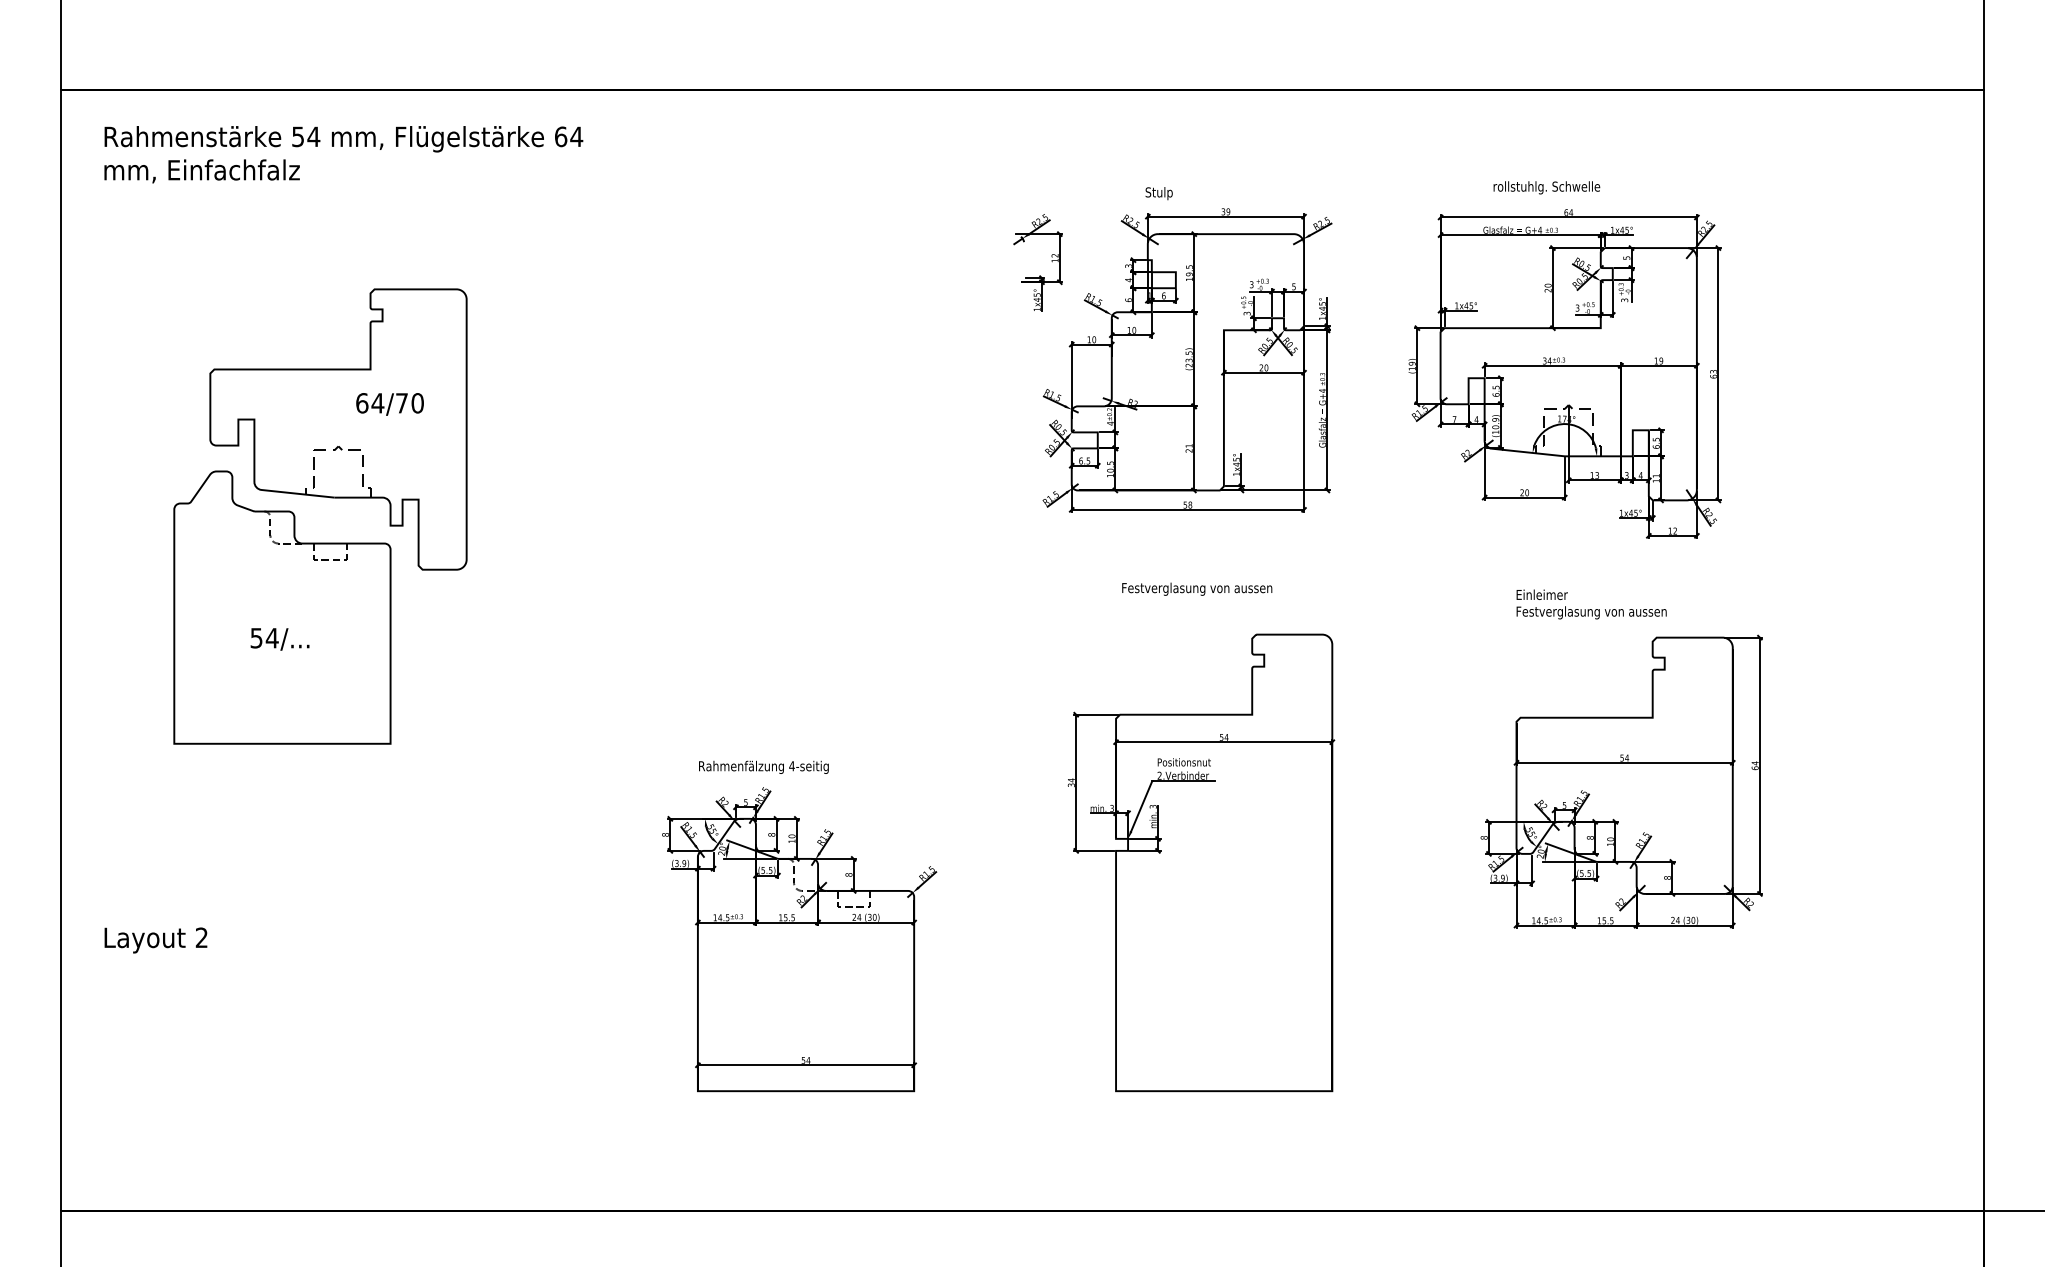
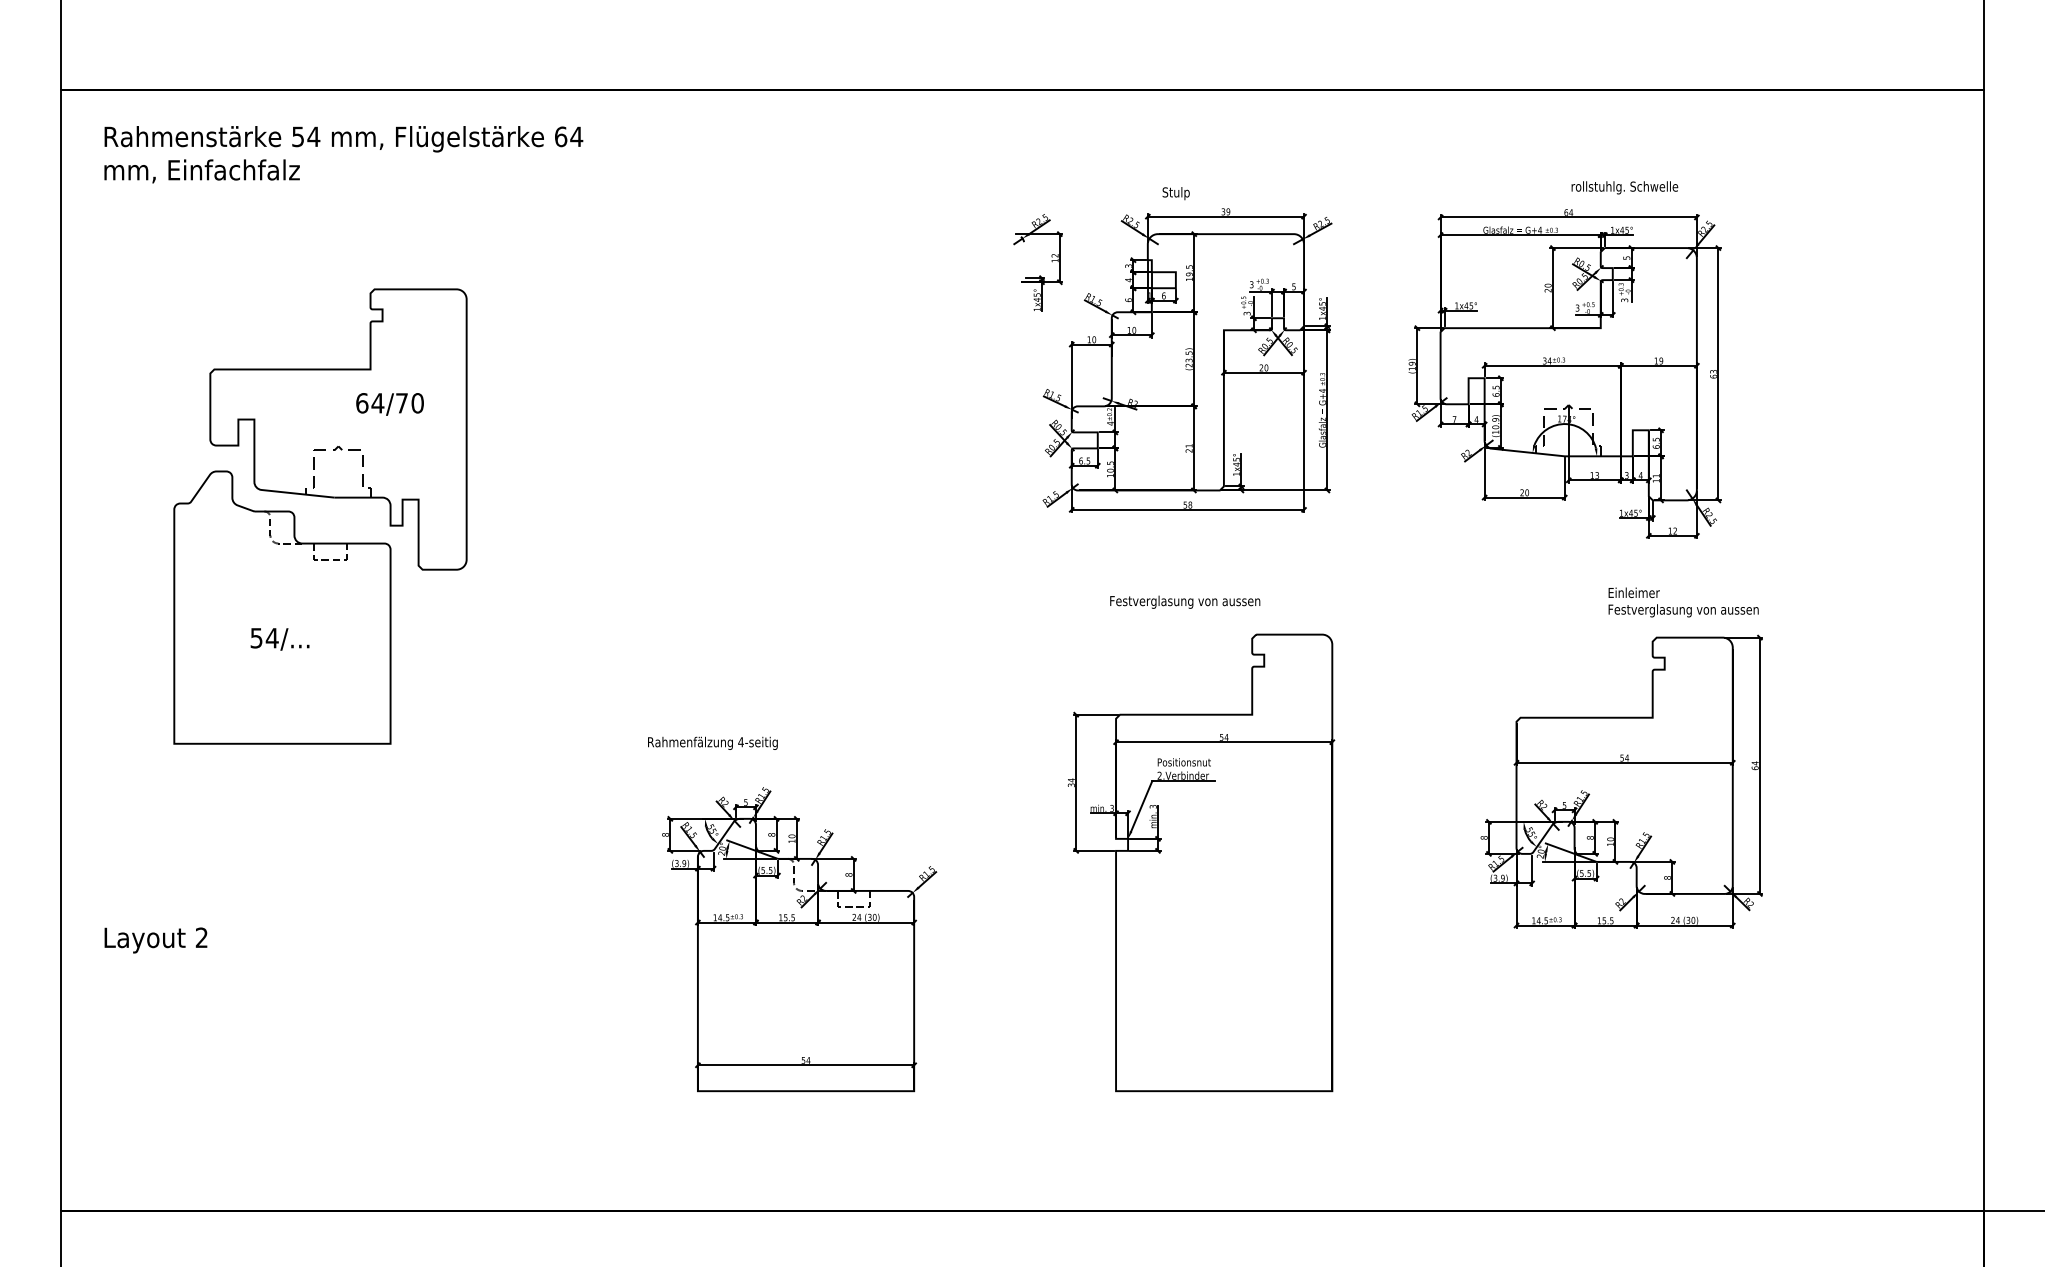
text position: (1546, 187) -> (1624, 187) (1624, 187)
text position: (1158, 193) -> (1175, 193) (1175, 193)
text position: (1197, 588) -> (1185, 601) (1185, 601)
text position: (1591, 604) -> (1683, 602) (1683, 602)
text position: (763, 766) -> (712, 742) (712, 742)
